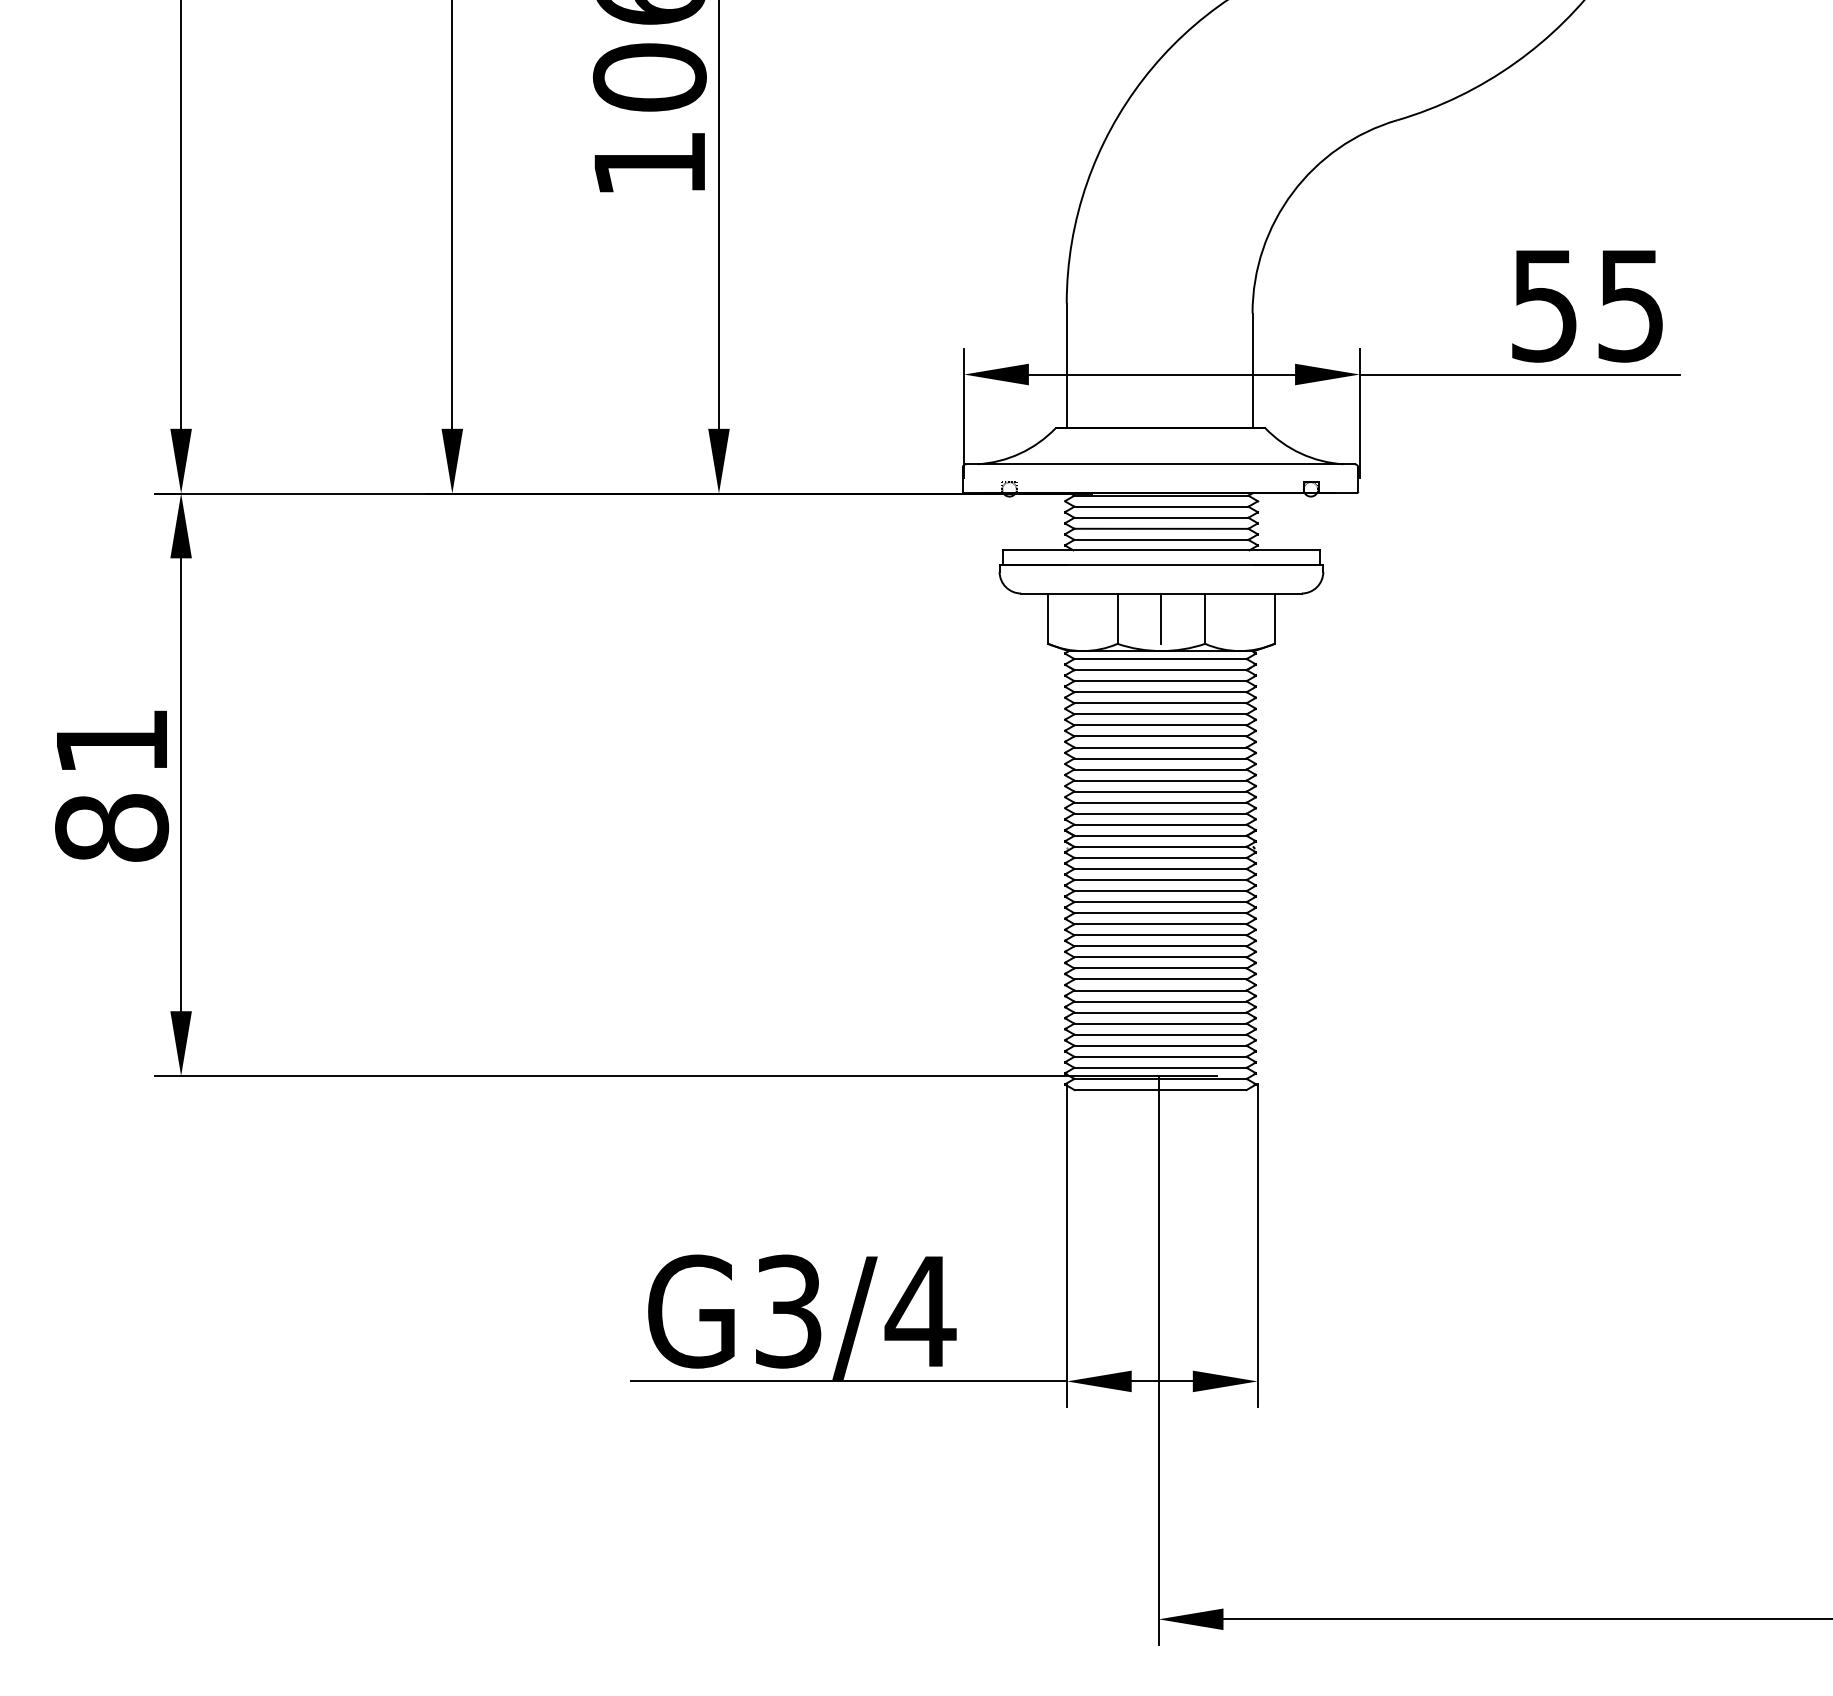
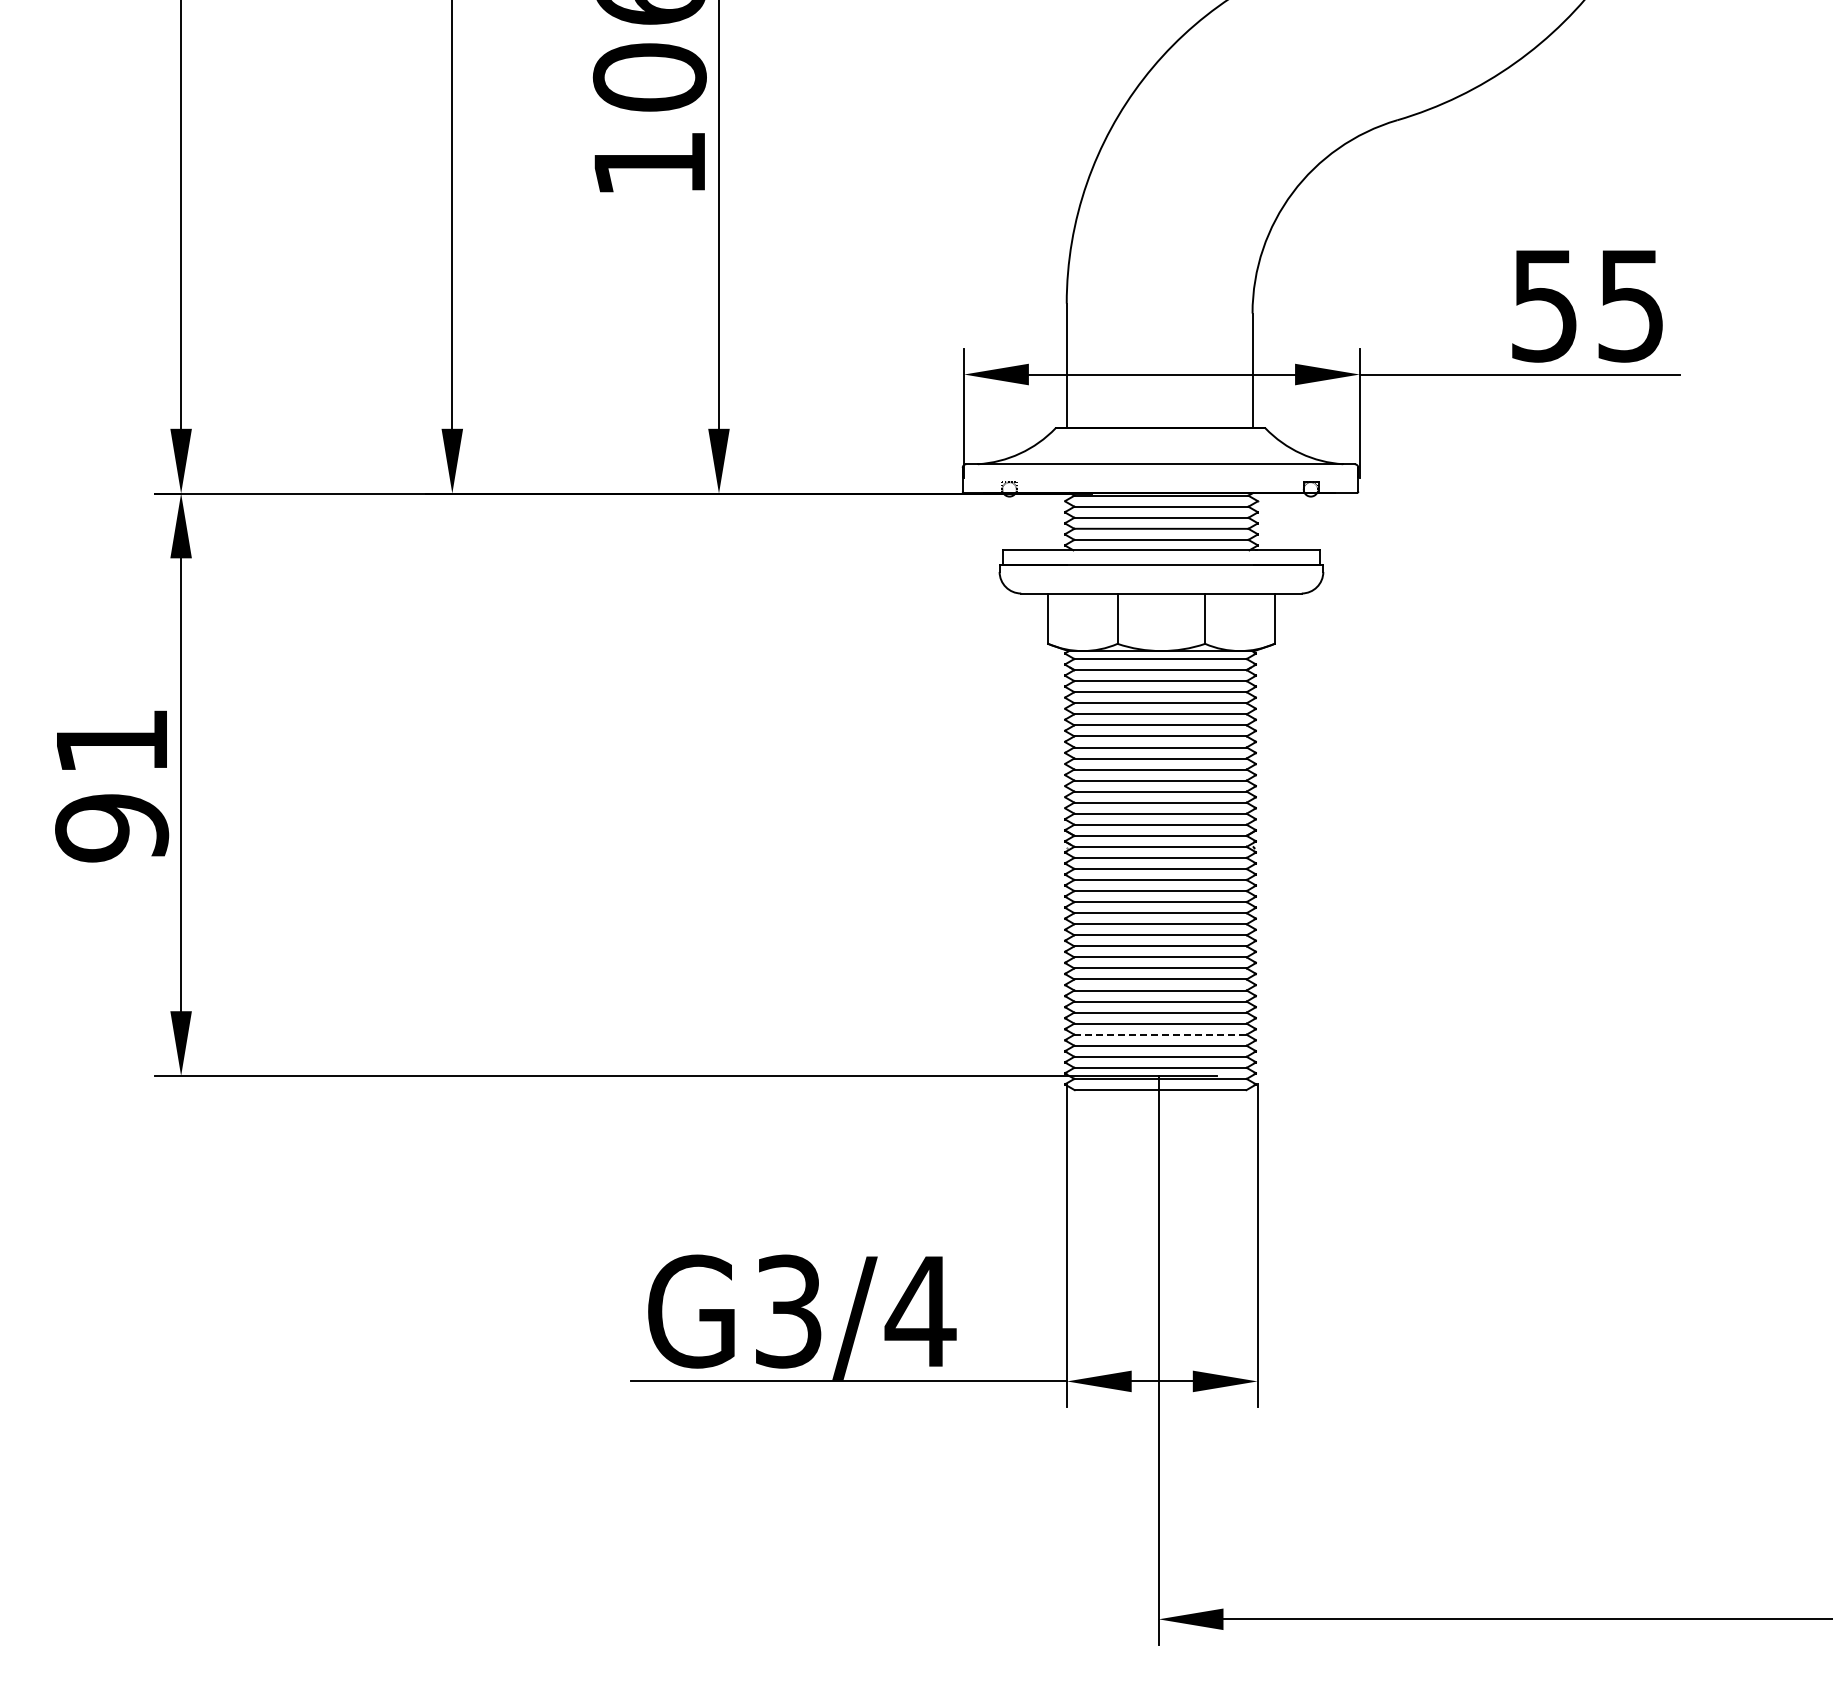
line: present -> none (1161, 618)
text: 81 -> 91 (112, 828)
line: solid -> dashed (1161, 1034)
